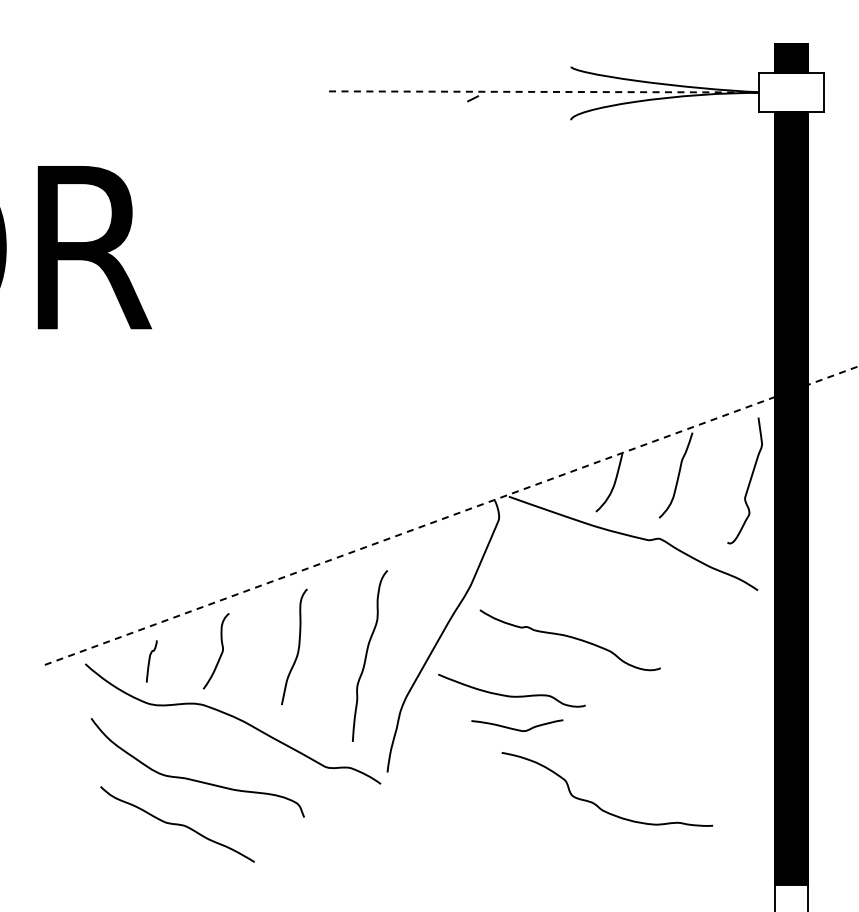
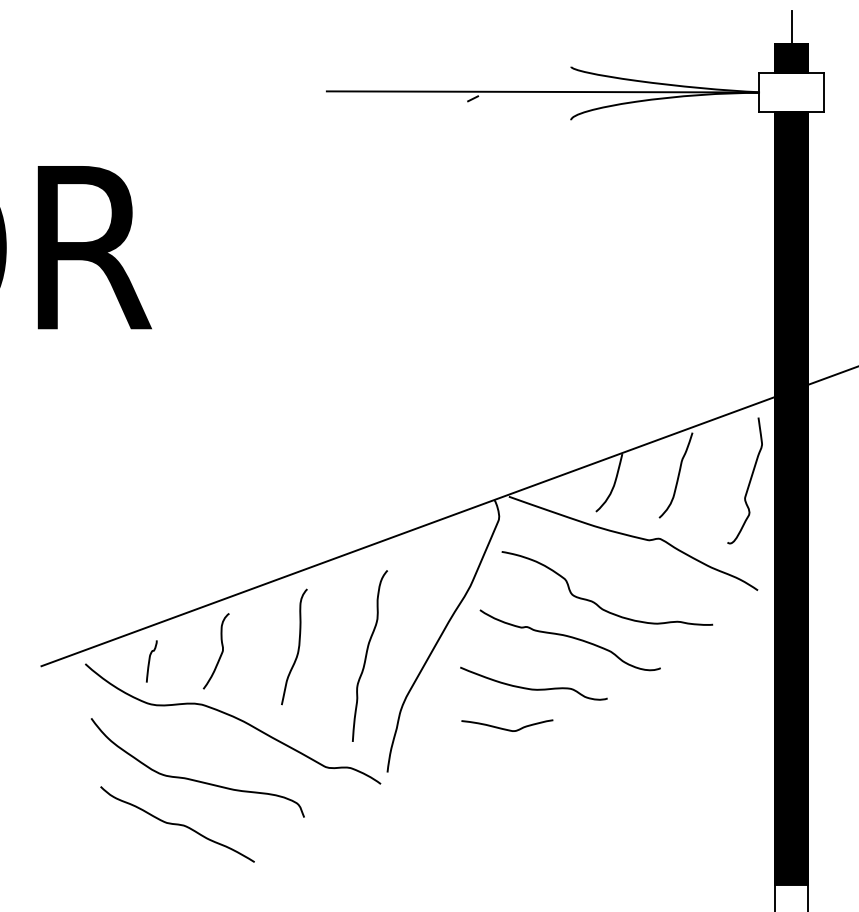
line: none -> present (791, 27)
line: dashed -> solid (542, 91)
line: dashed -> solid (449, 516)
curve position: (511, 695) -> (533, 688) (533, 688)
curve position: (516, 728) -> (506, 728) (506, 728)
curve position: (597, 804) -> (597, 603) (597, 603)
